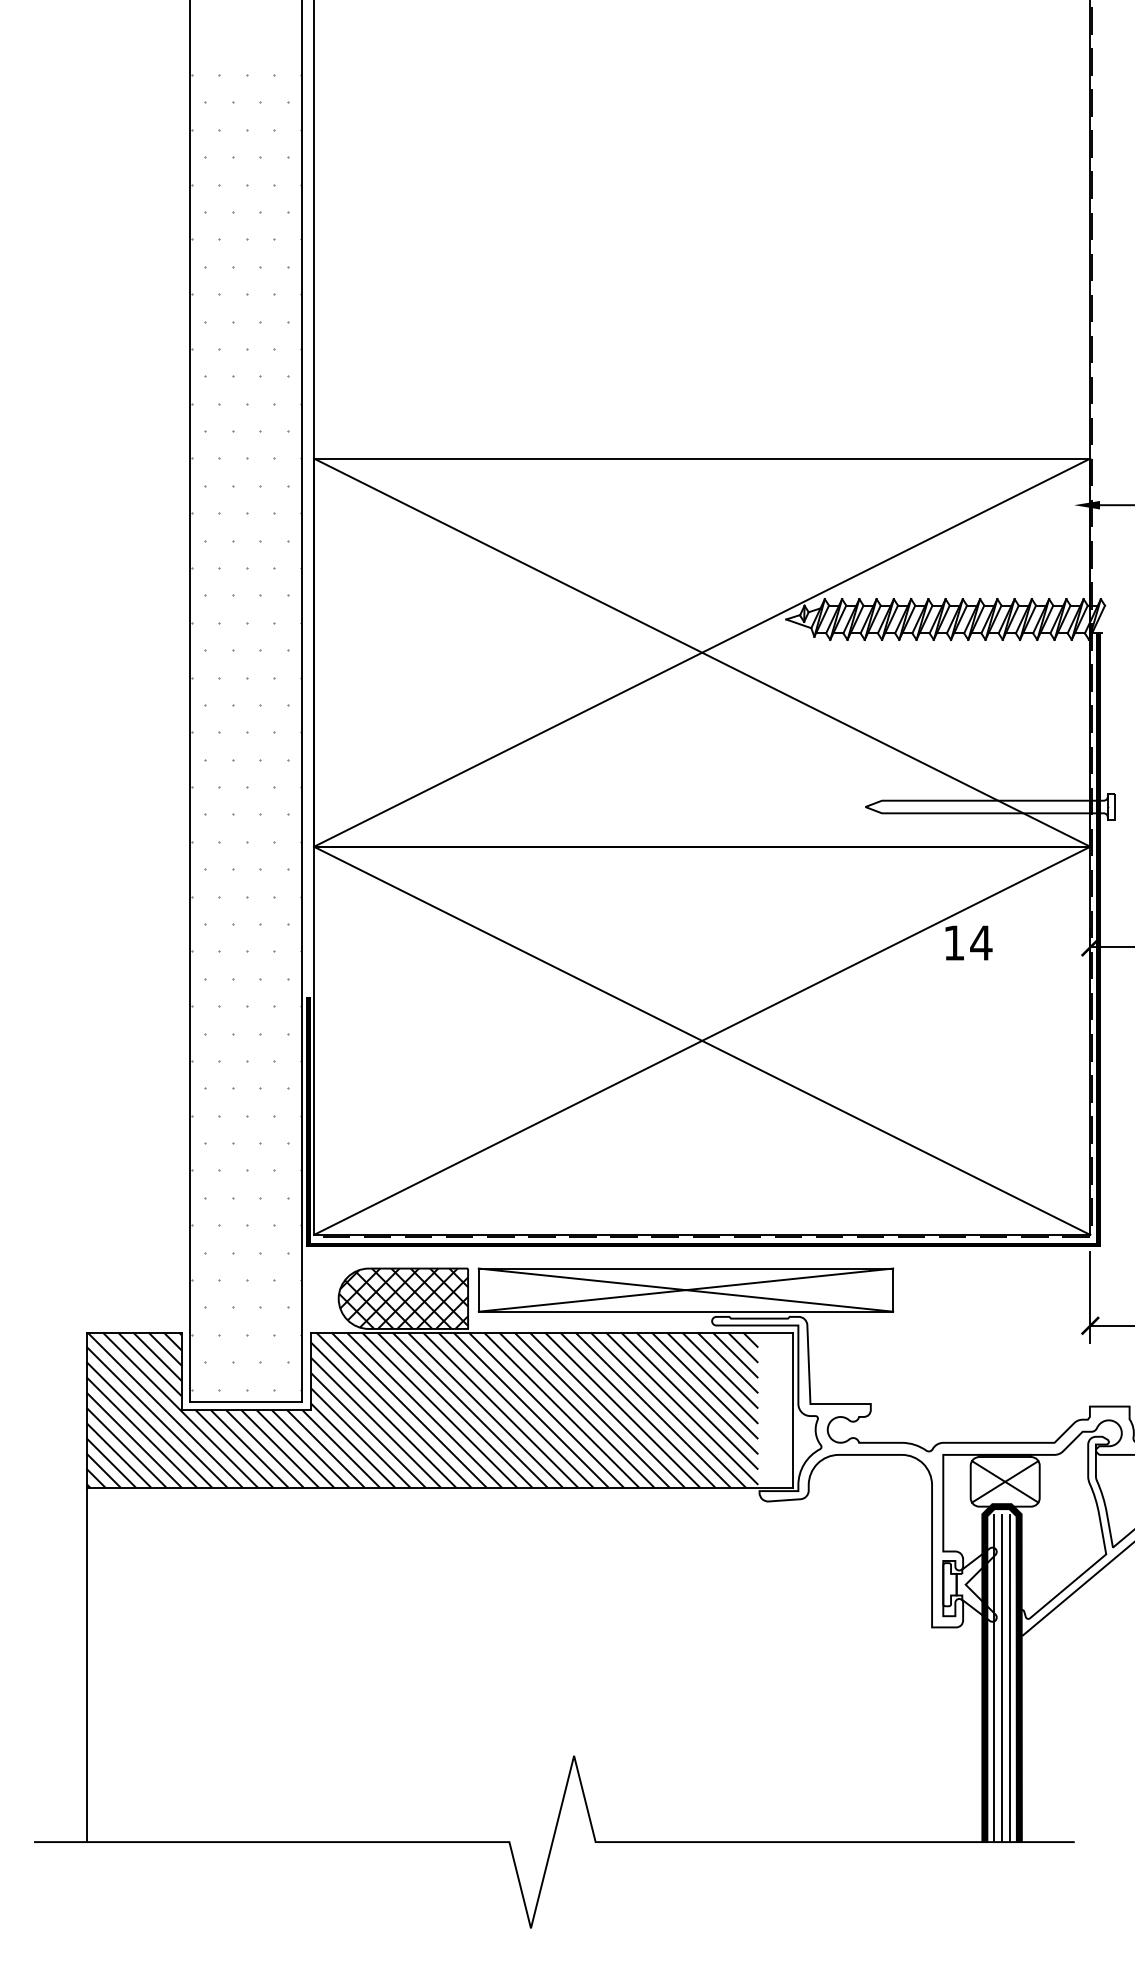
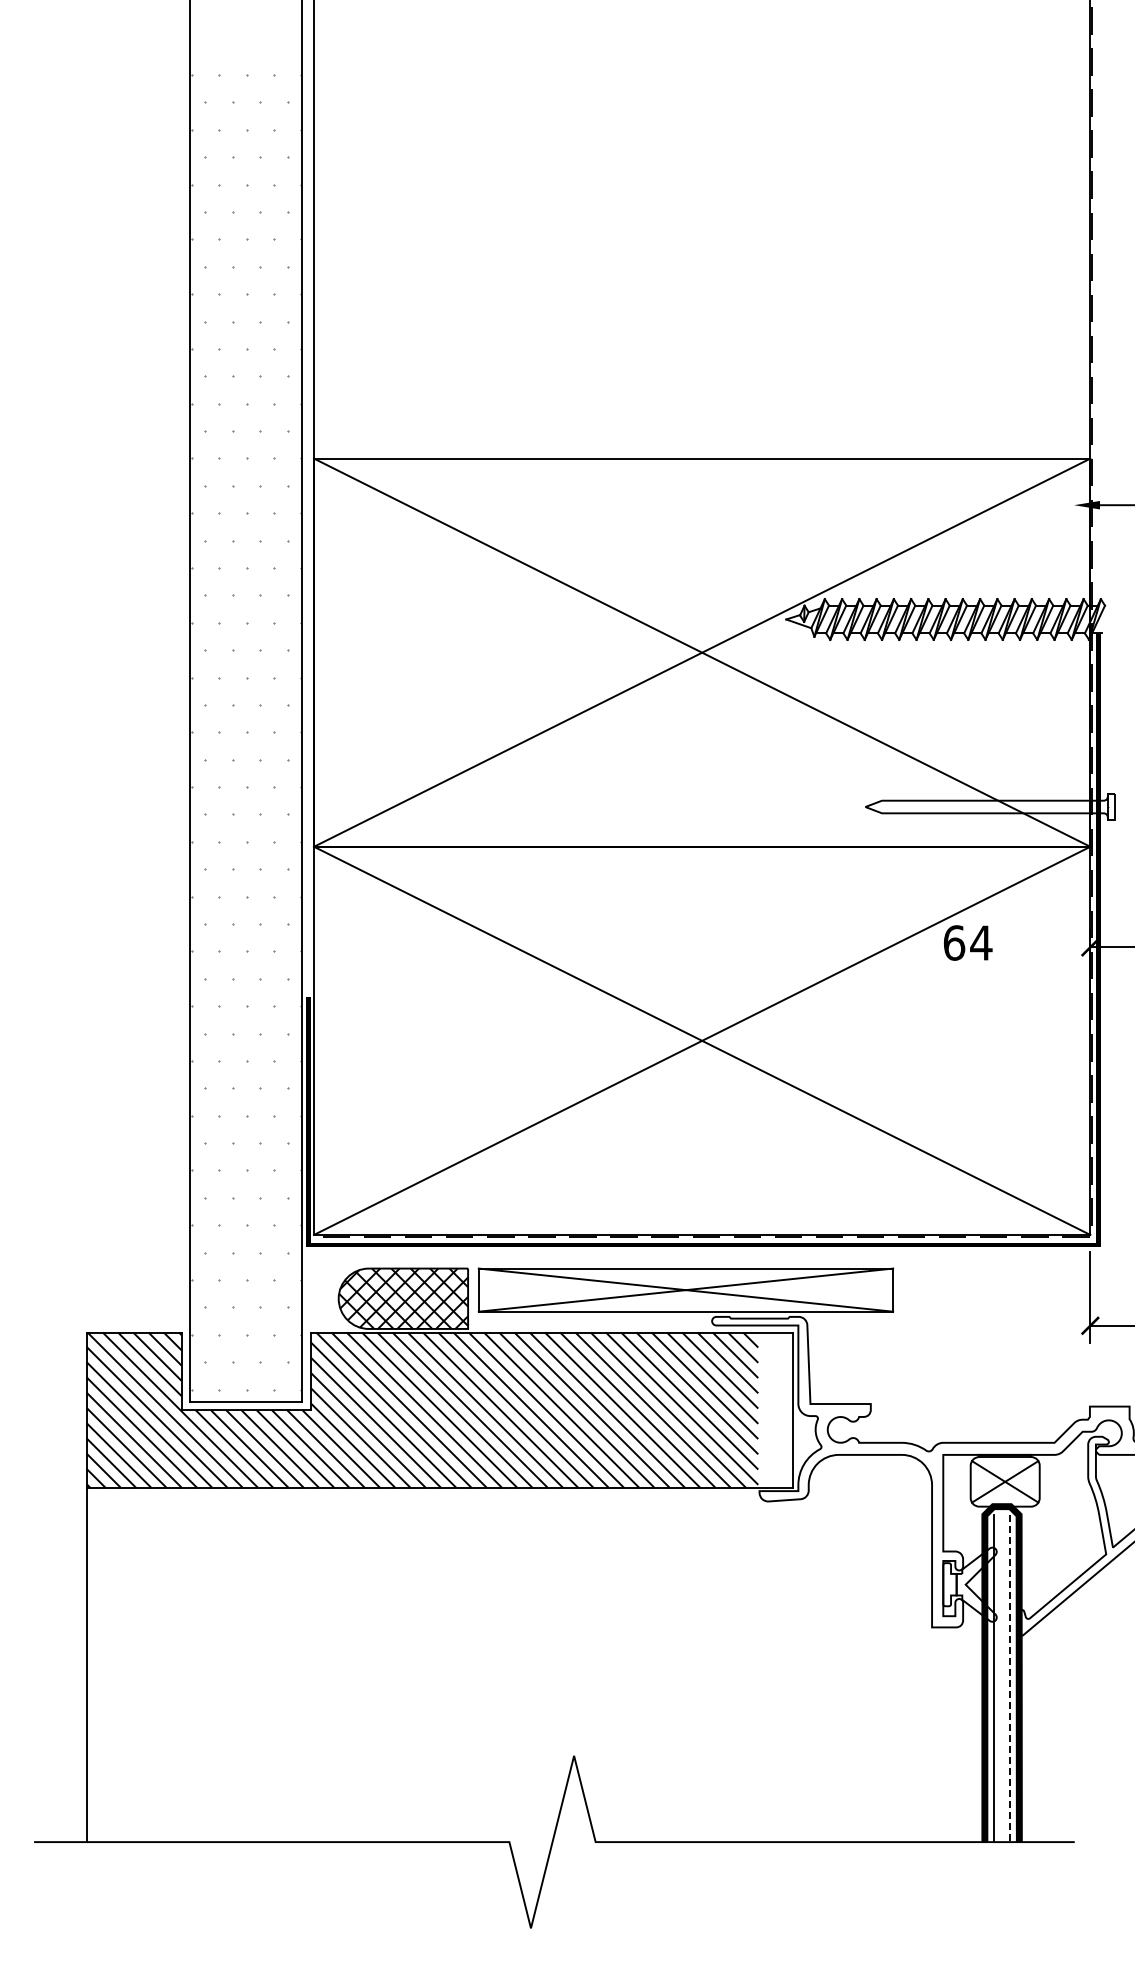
text: 14 -> 64 (954, 942)
line: present -> none (1002, 1678)
line: solid -> dashed (1010, 1678)
